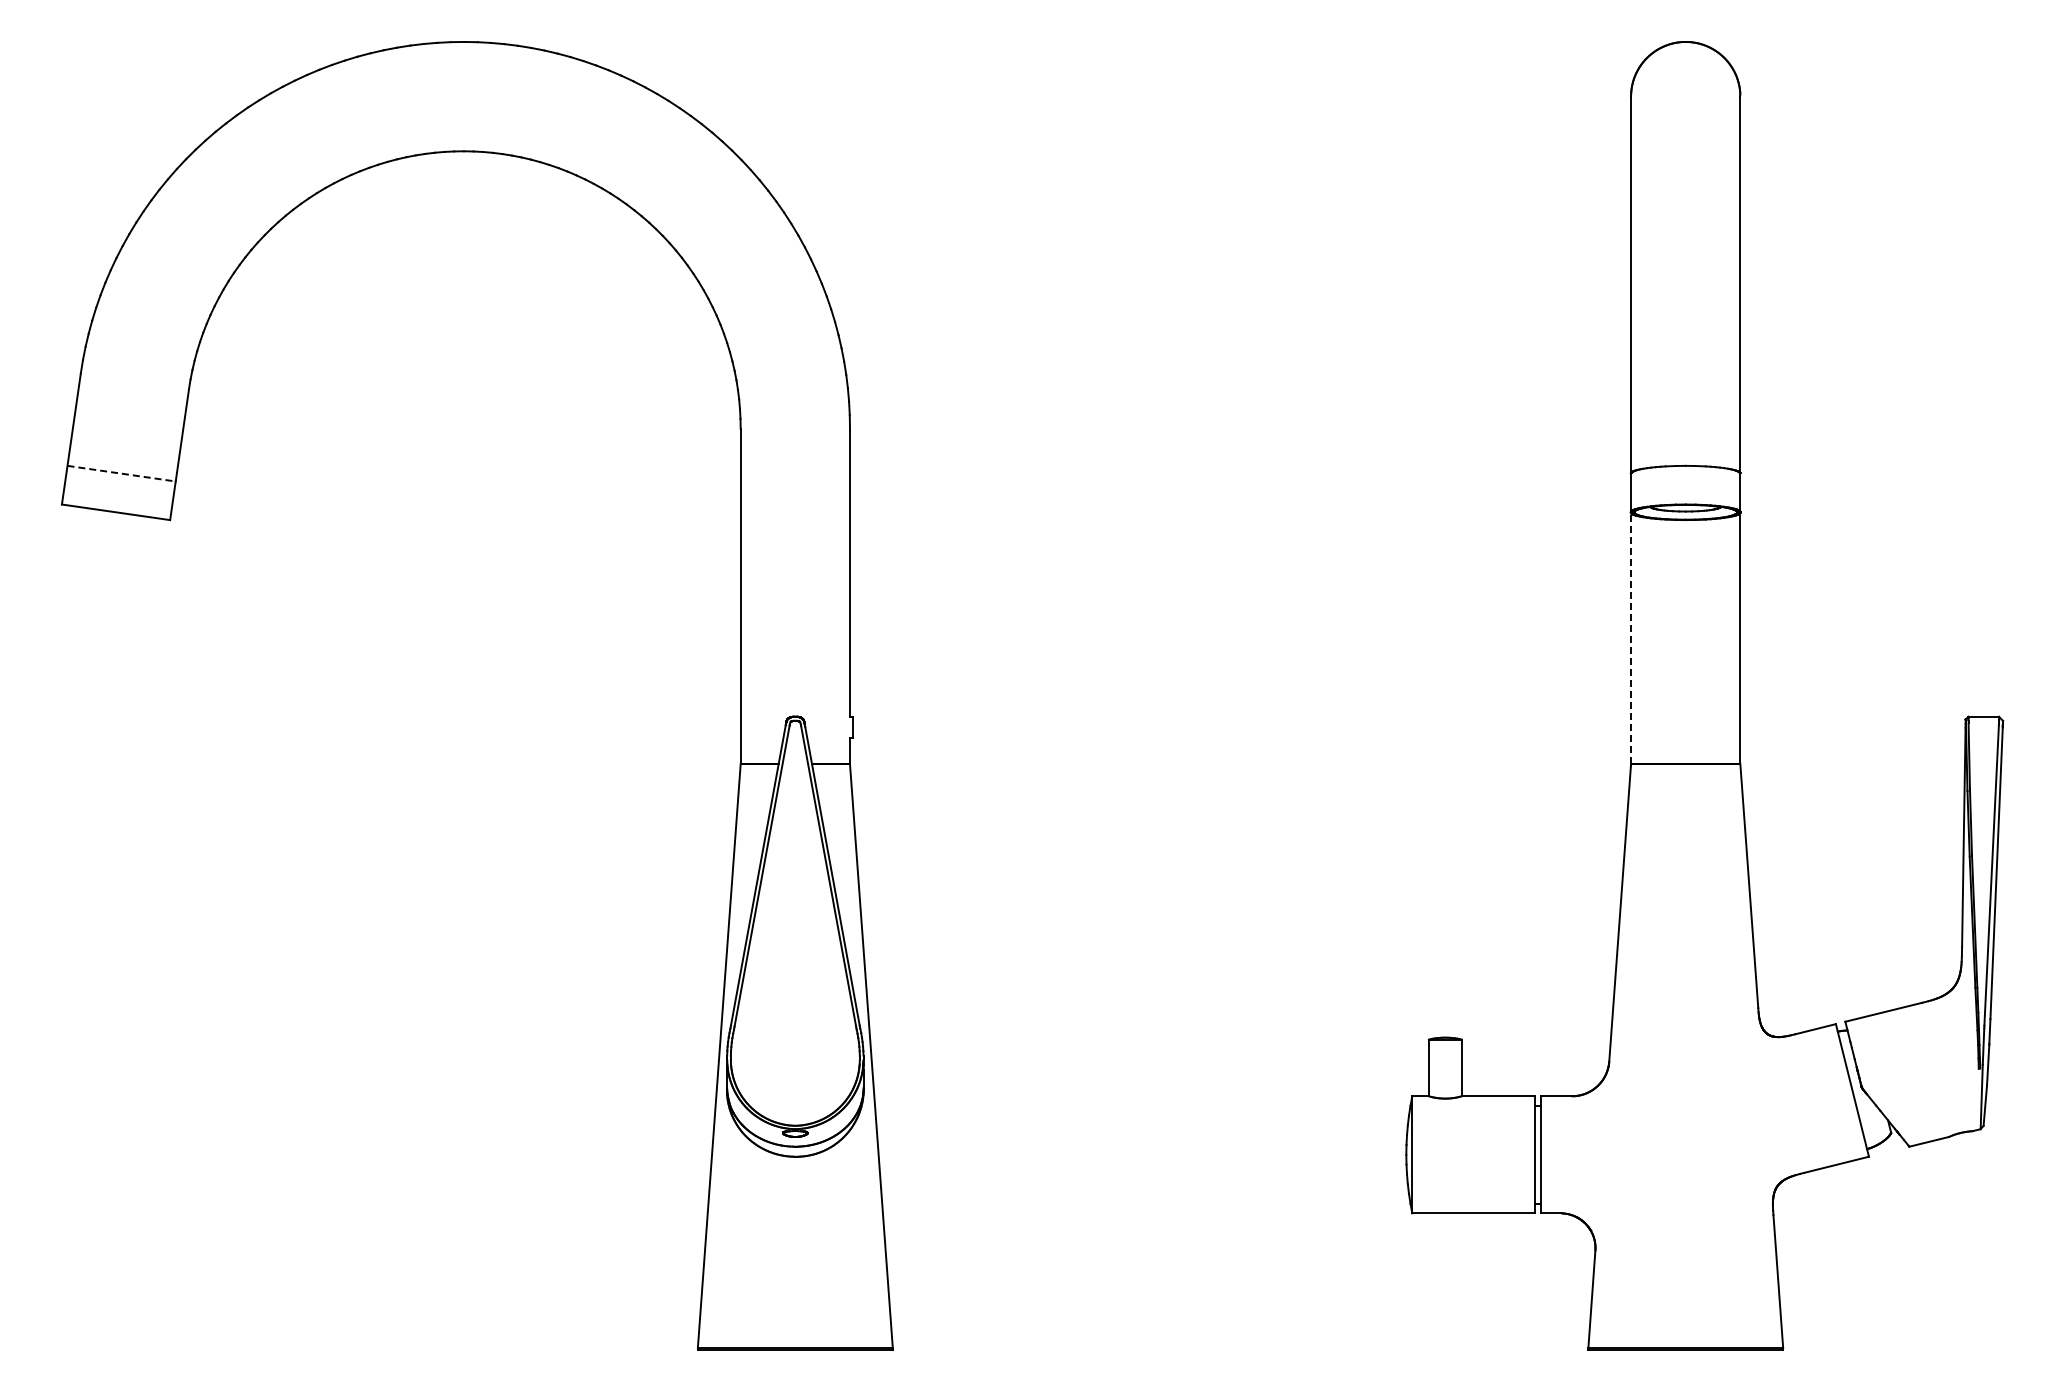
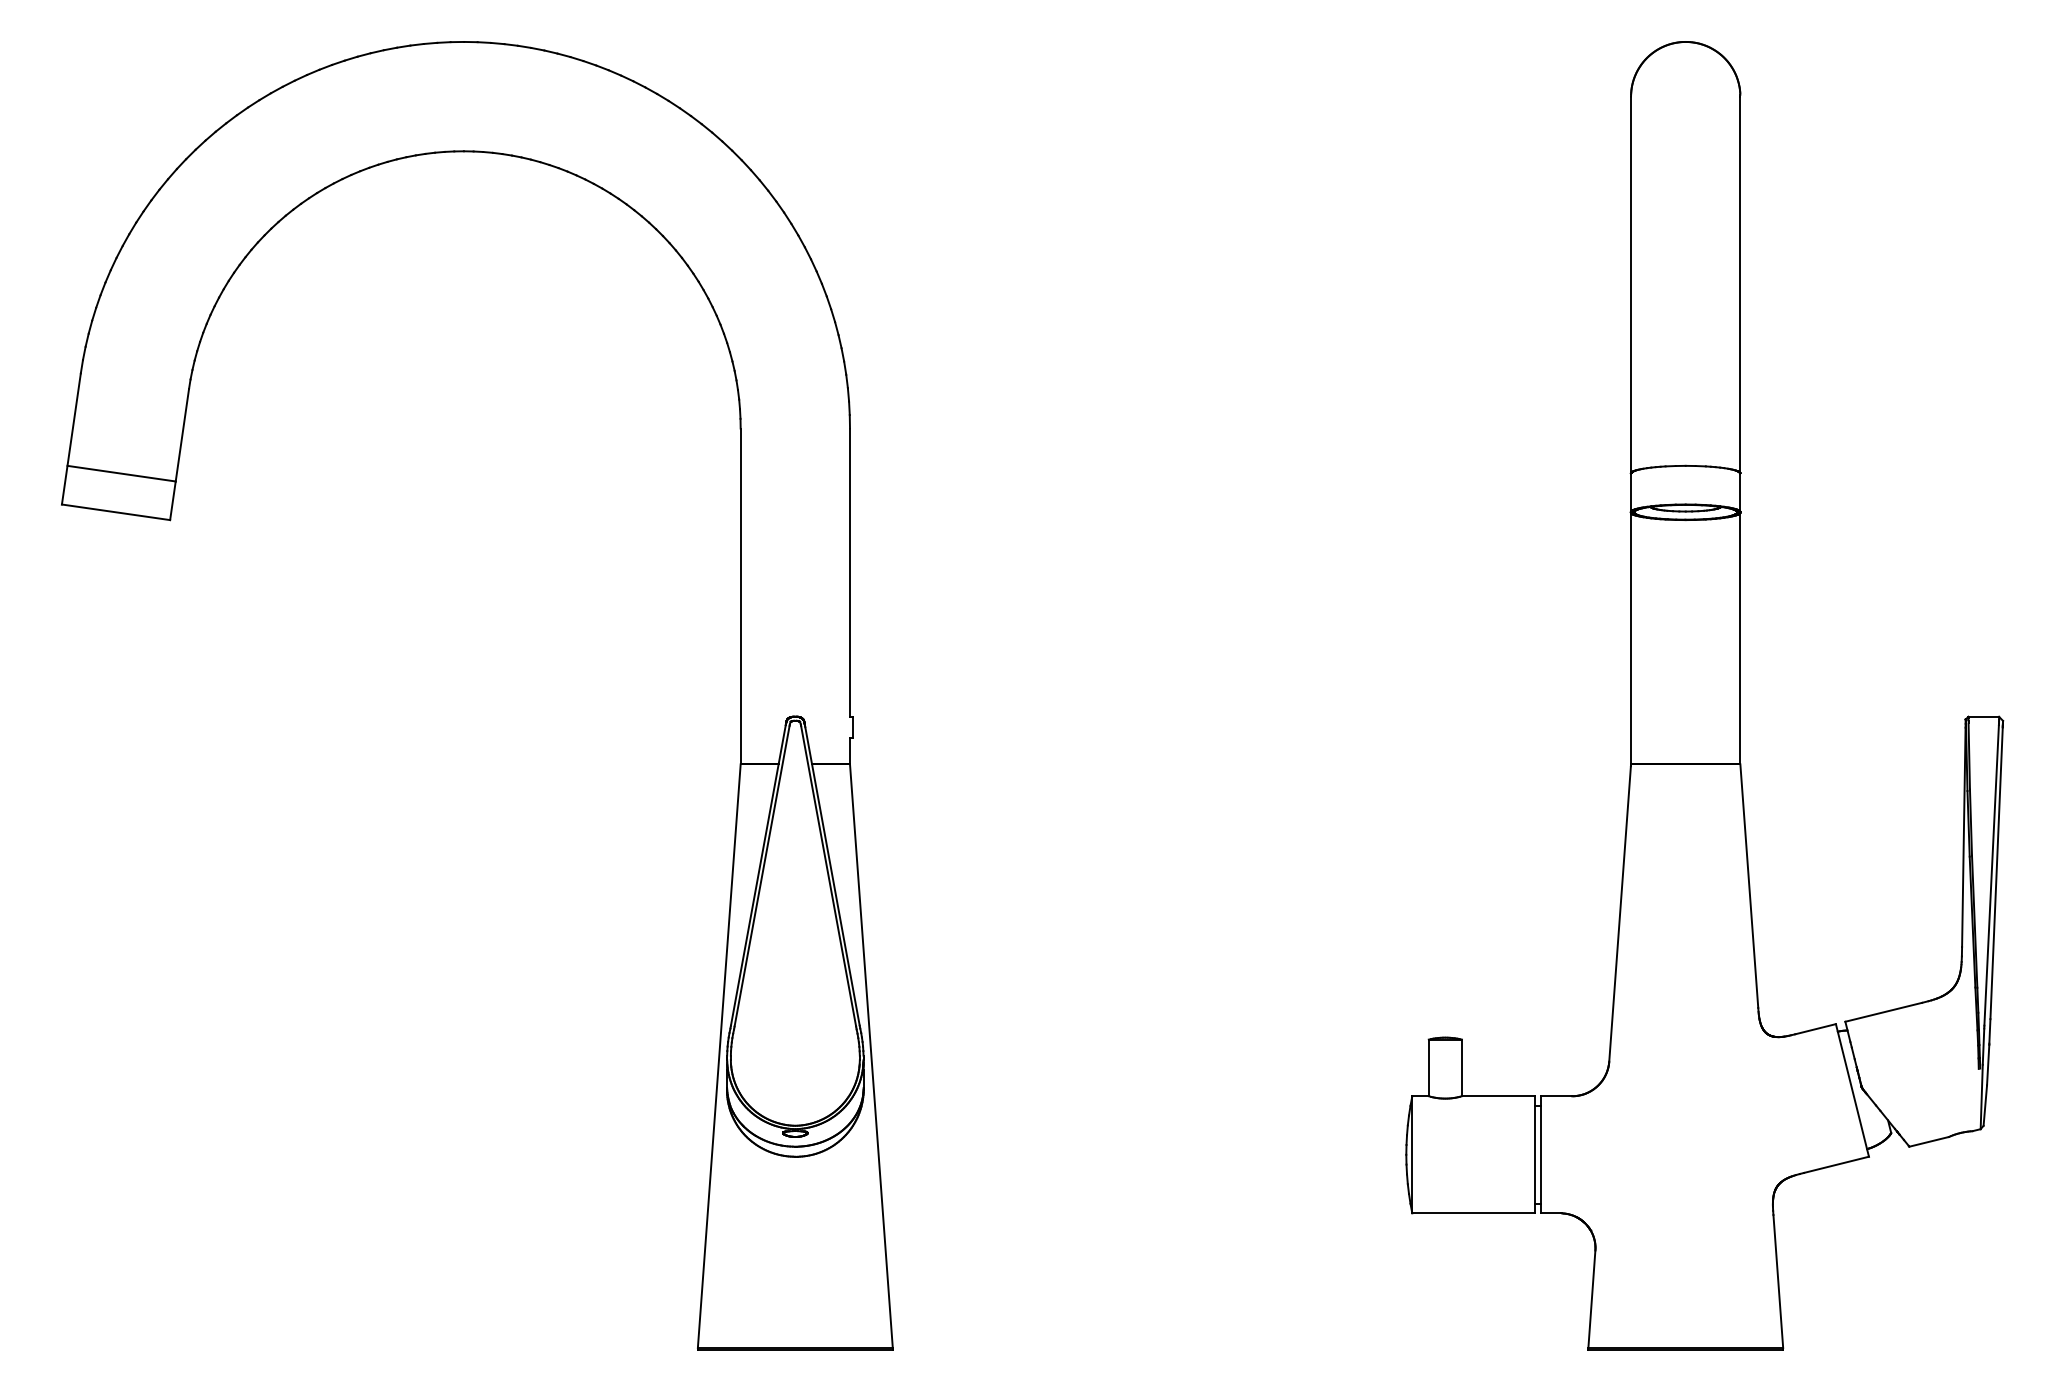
line: dashed -> solid (121, 473)
line: dashed -> solid (1631, 638)
